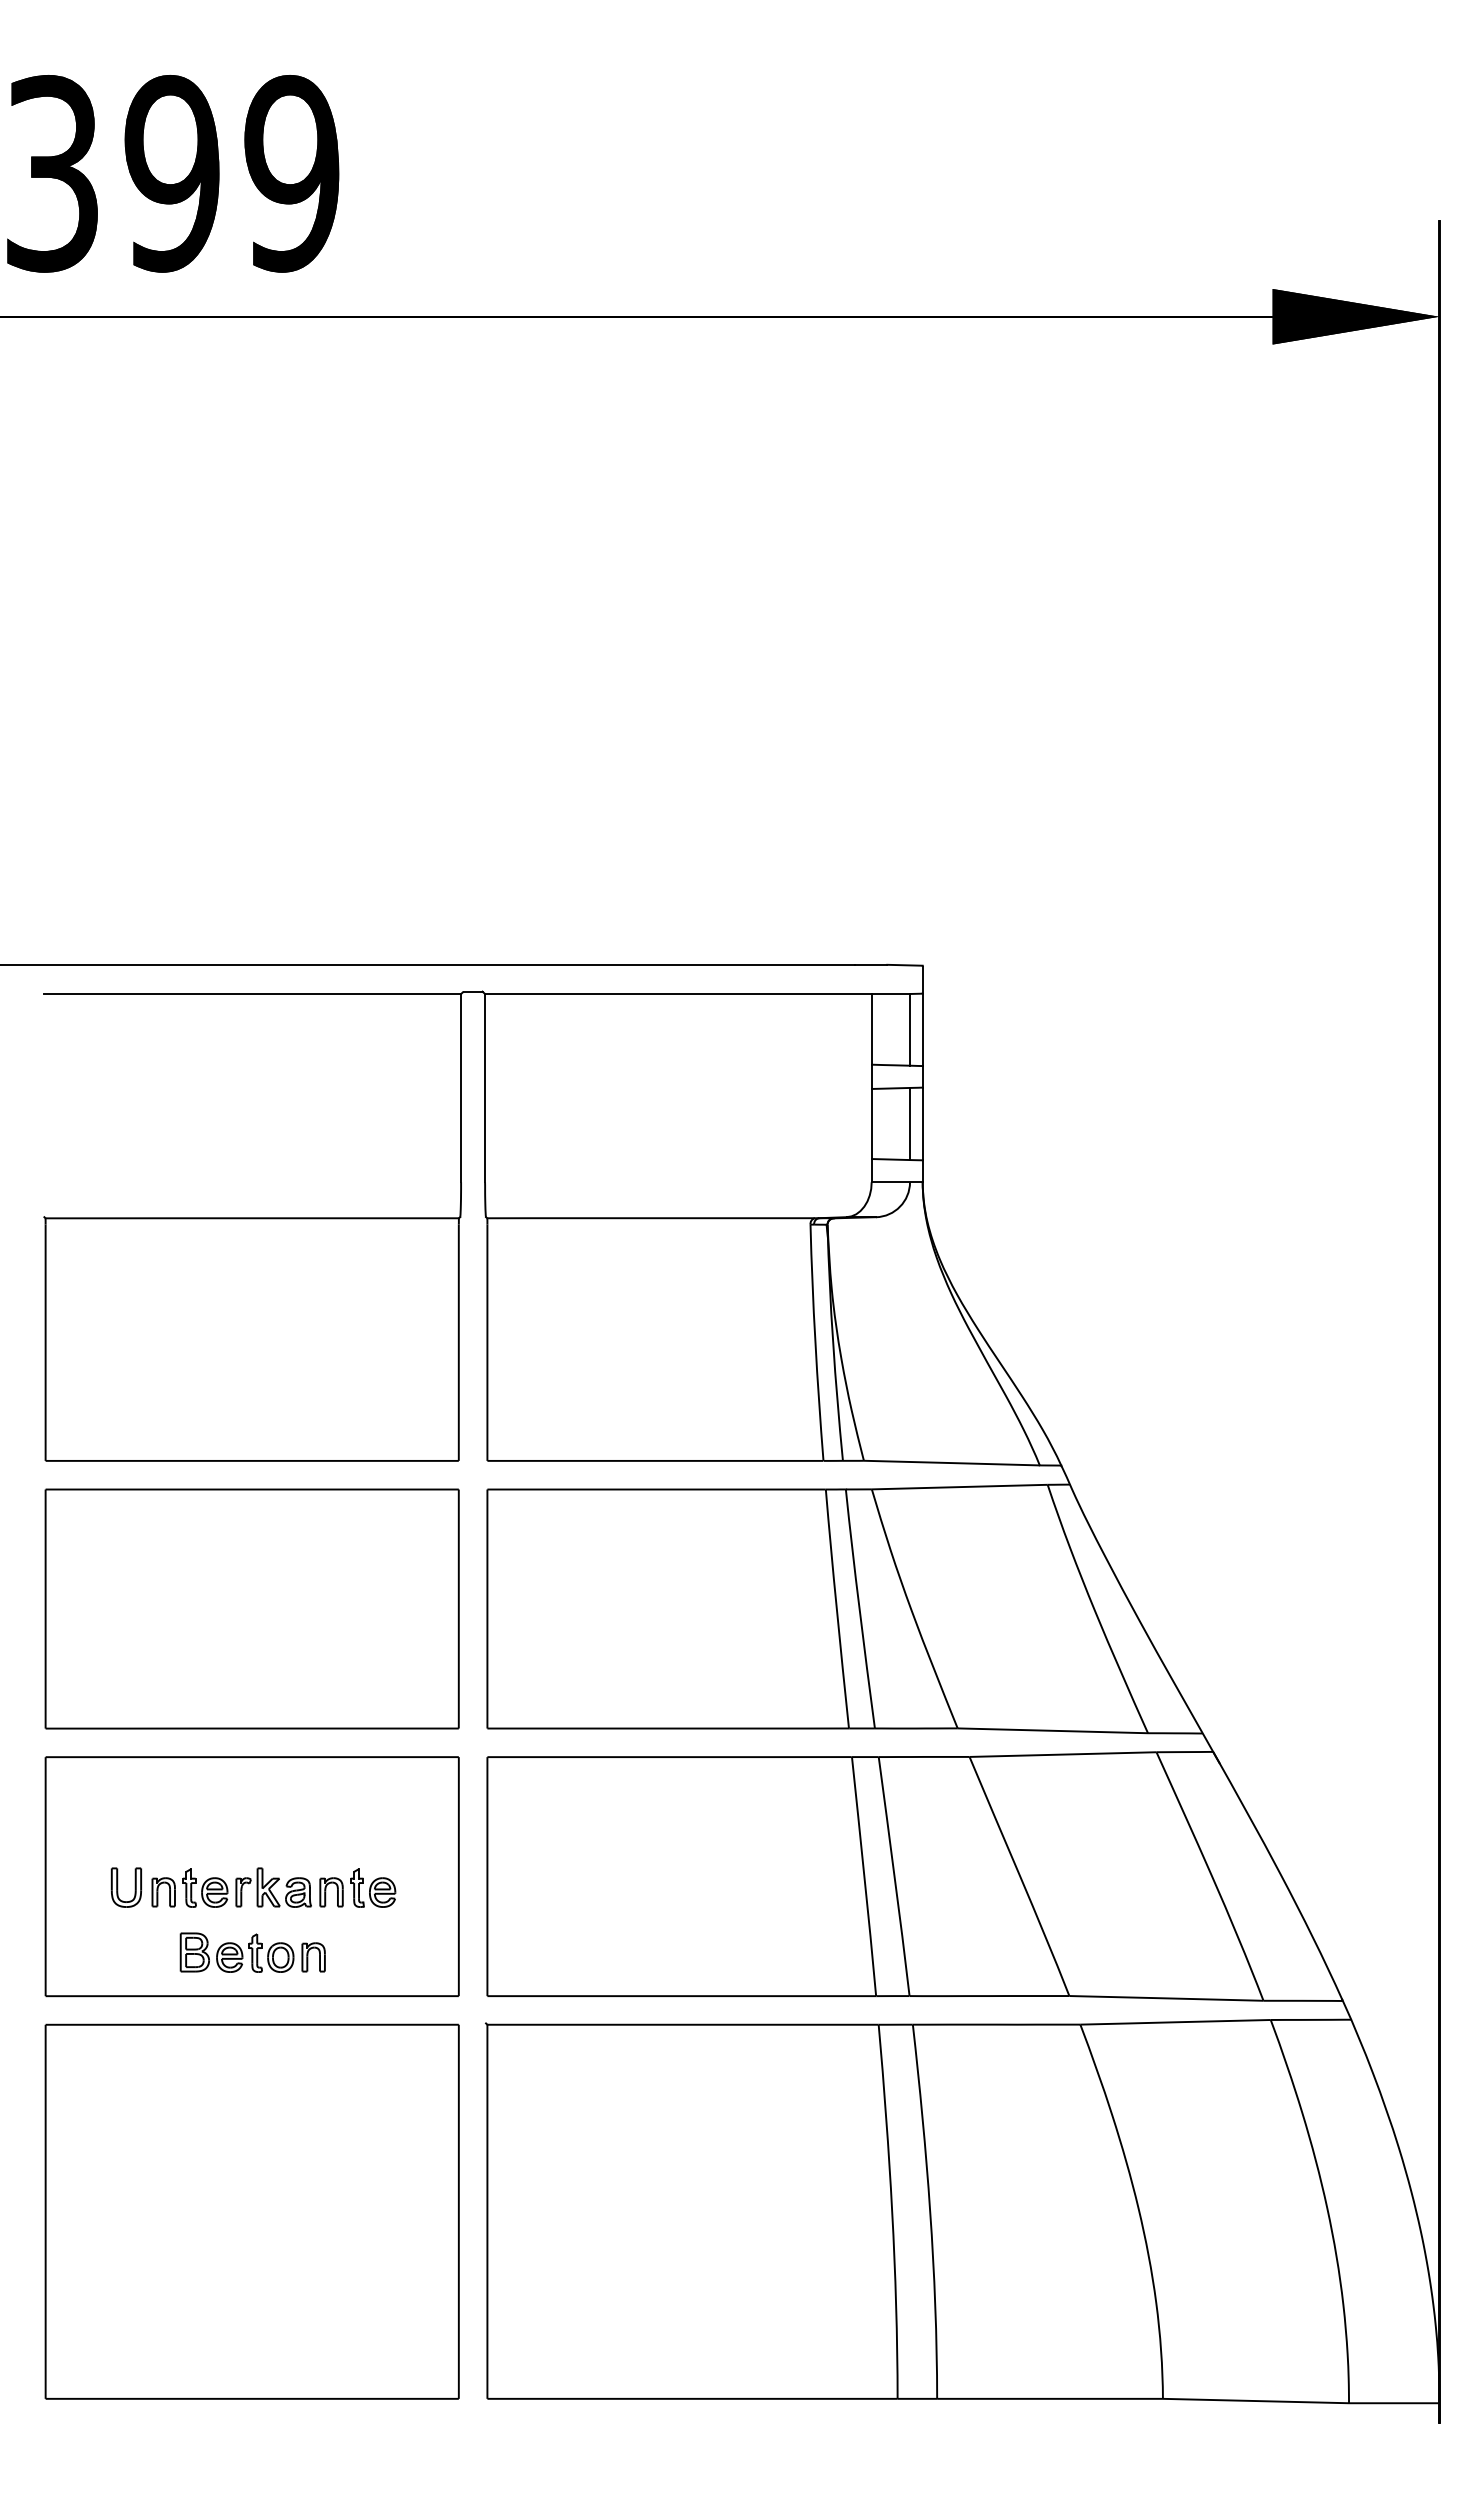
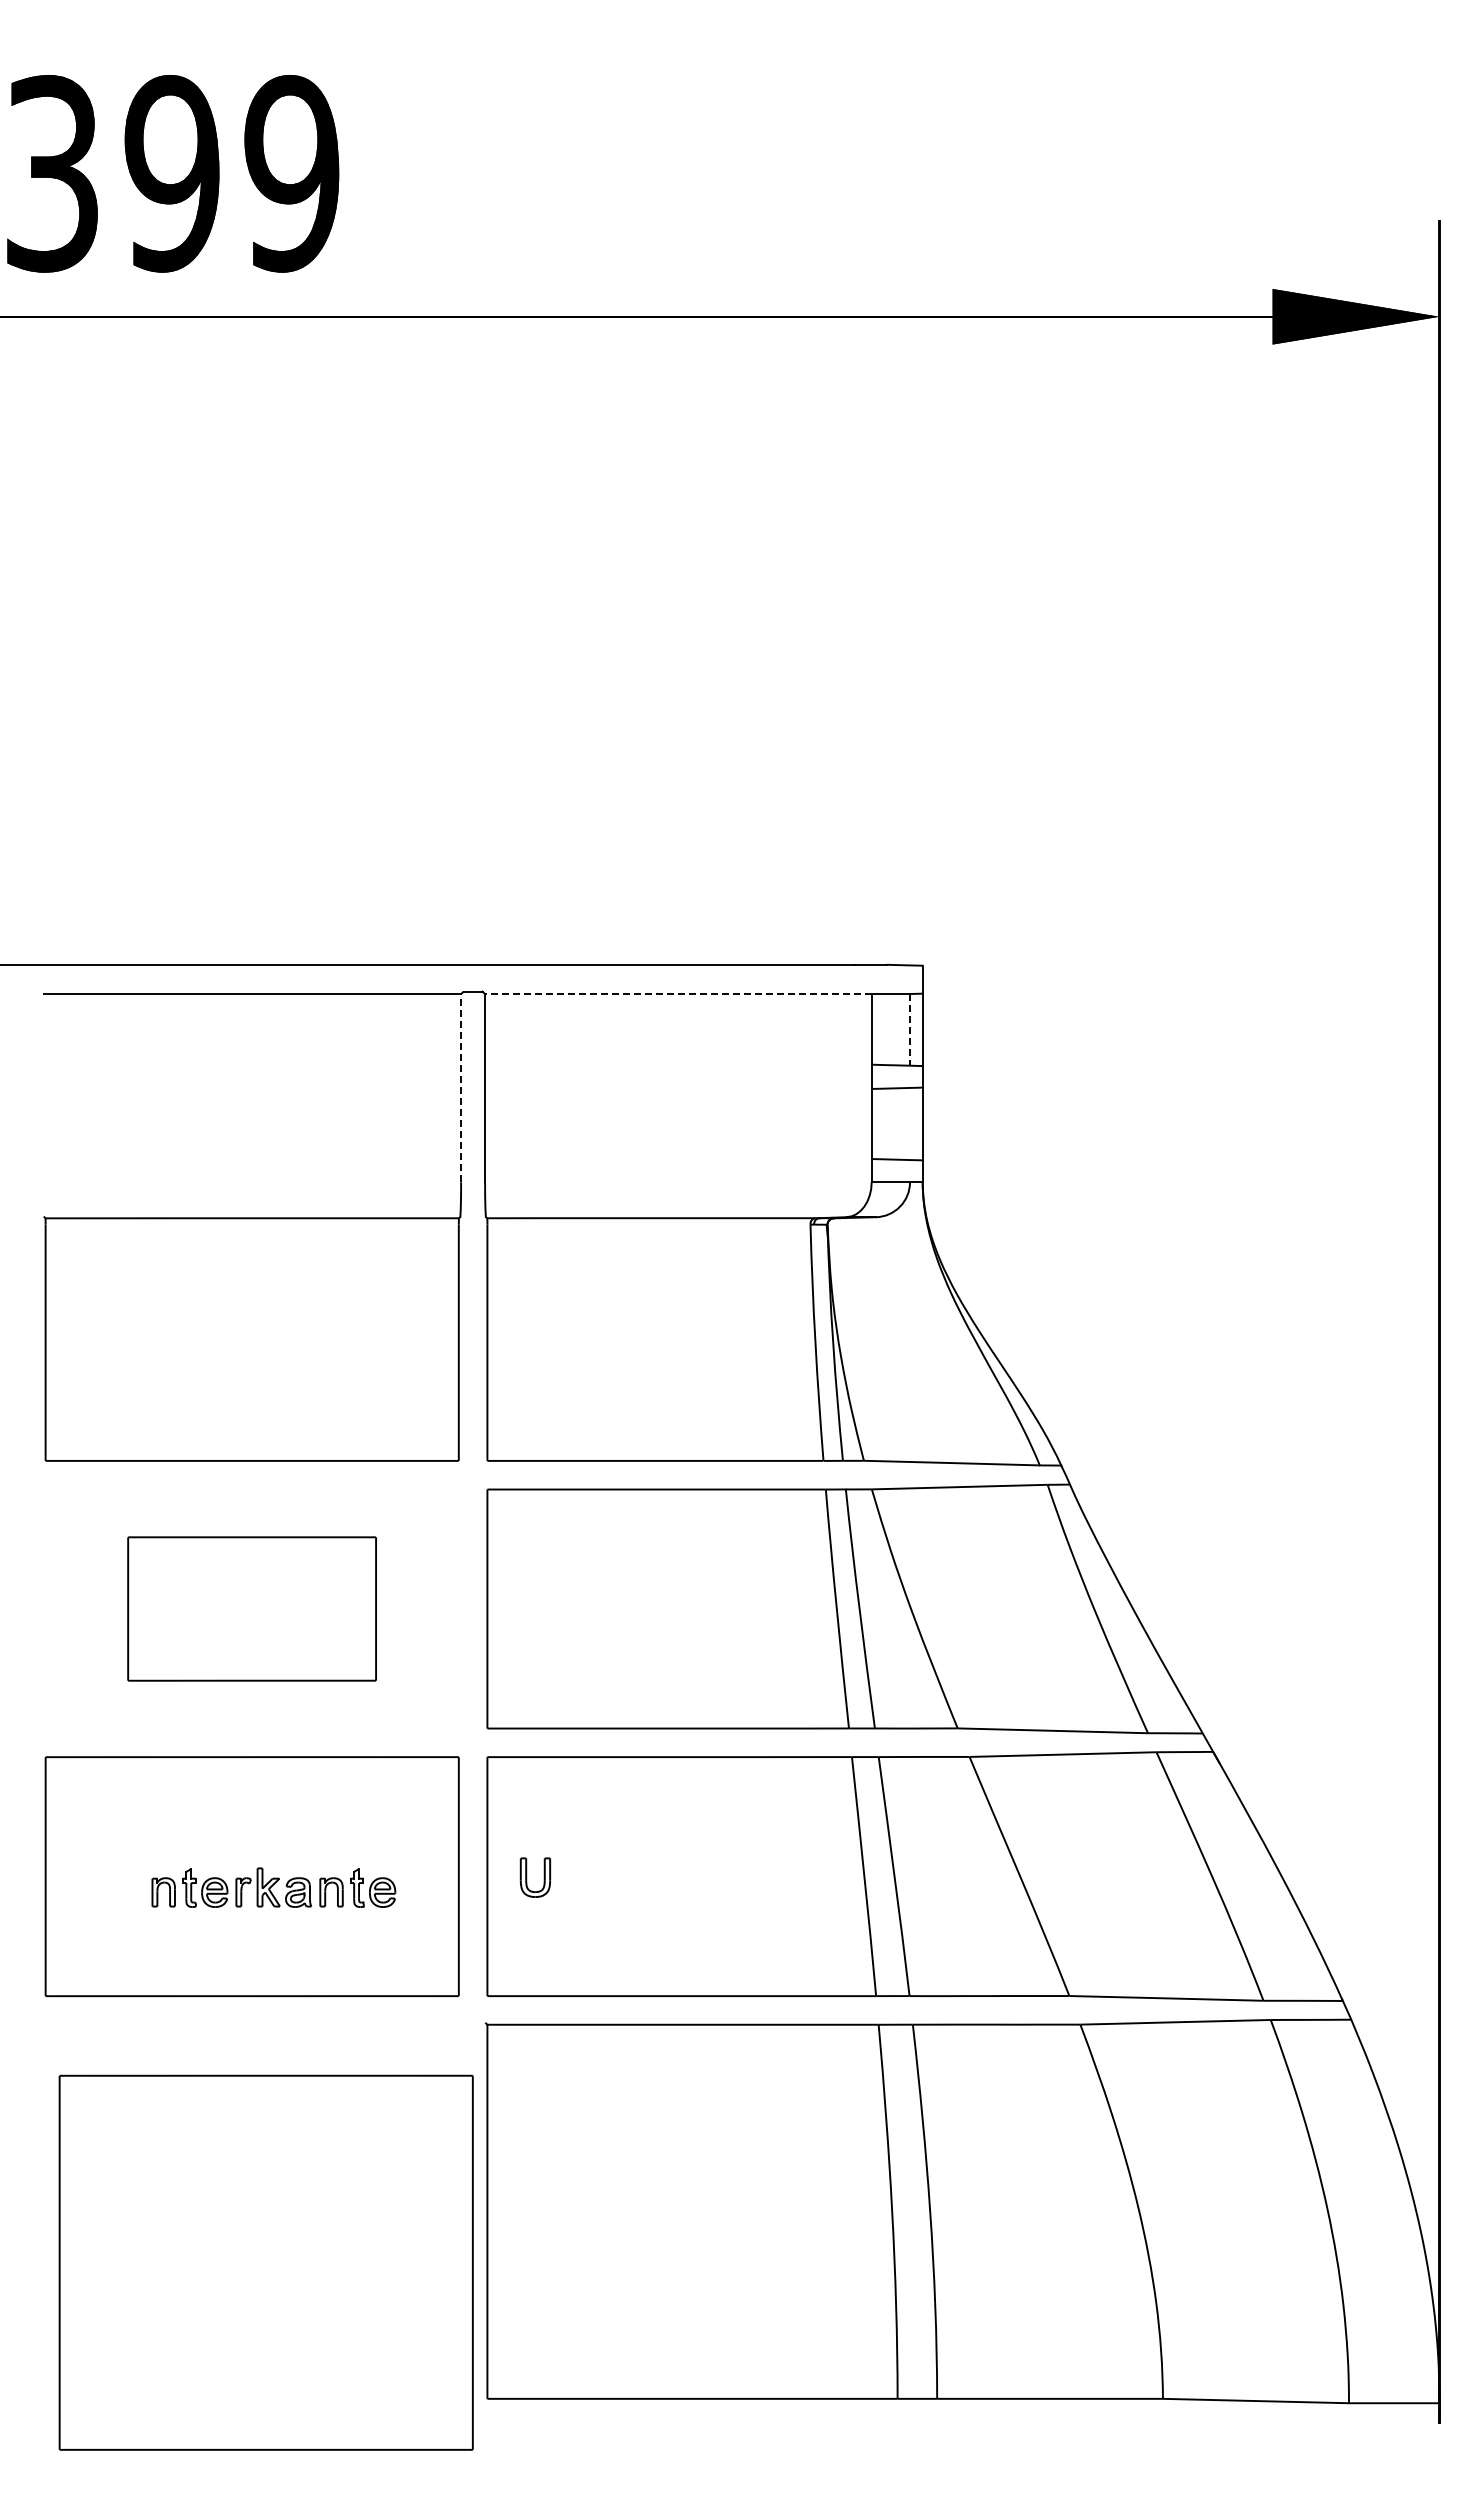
line: solid -> dashed (677, 994)
line: solid -> dashed (910, 1029)
line: solid -> dashed (461, 1087)
line: present -> none (910, 1123)
part size: 416x242 px -> 250x146 px (251, 1608)
part position: (118, 1887) -> (527, 1877) (527, 1877)
part: present -> none (252, 1952)
part position: (251, 2211) -> (265, 2262) (265, 2262)
